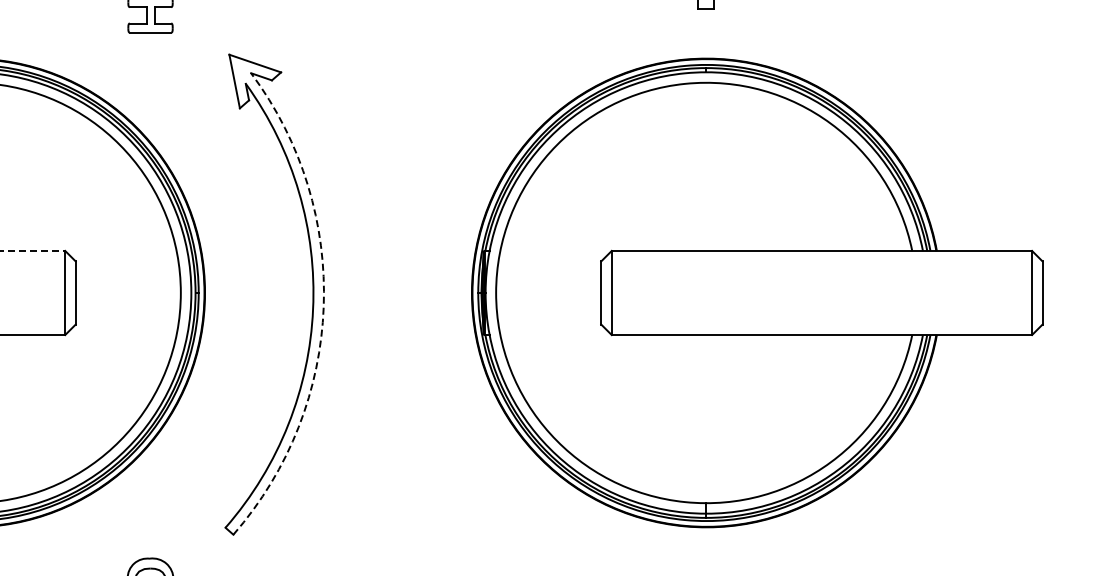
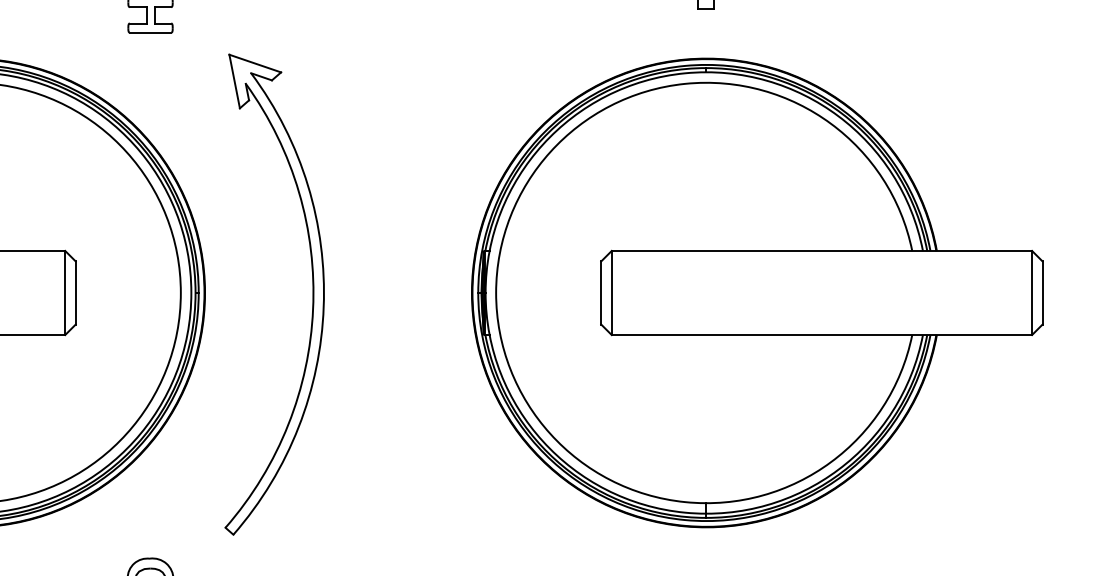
line: dashed -> solid (33, 250)
arc: dashed -> solid (323, 307)
